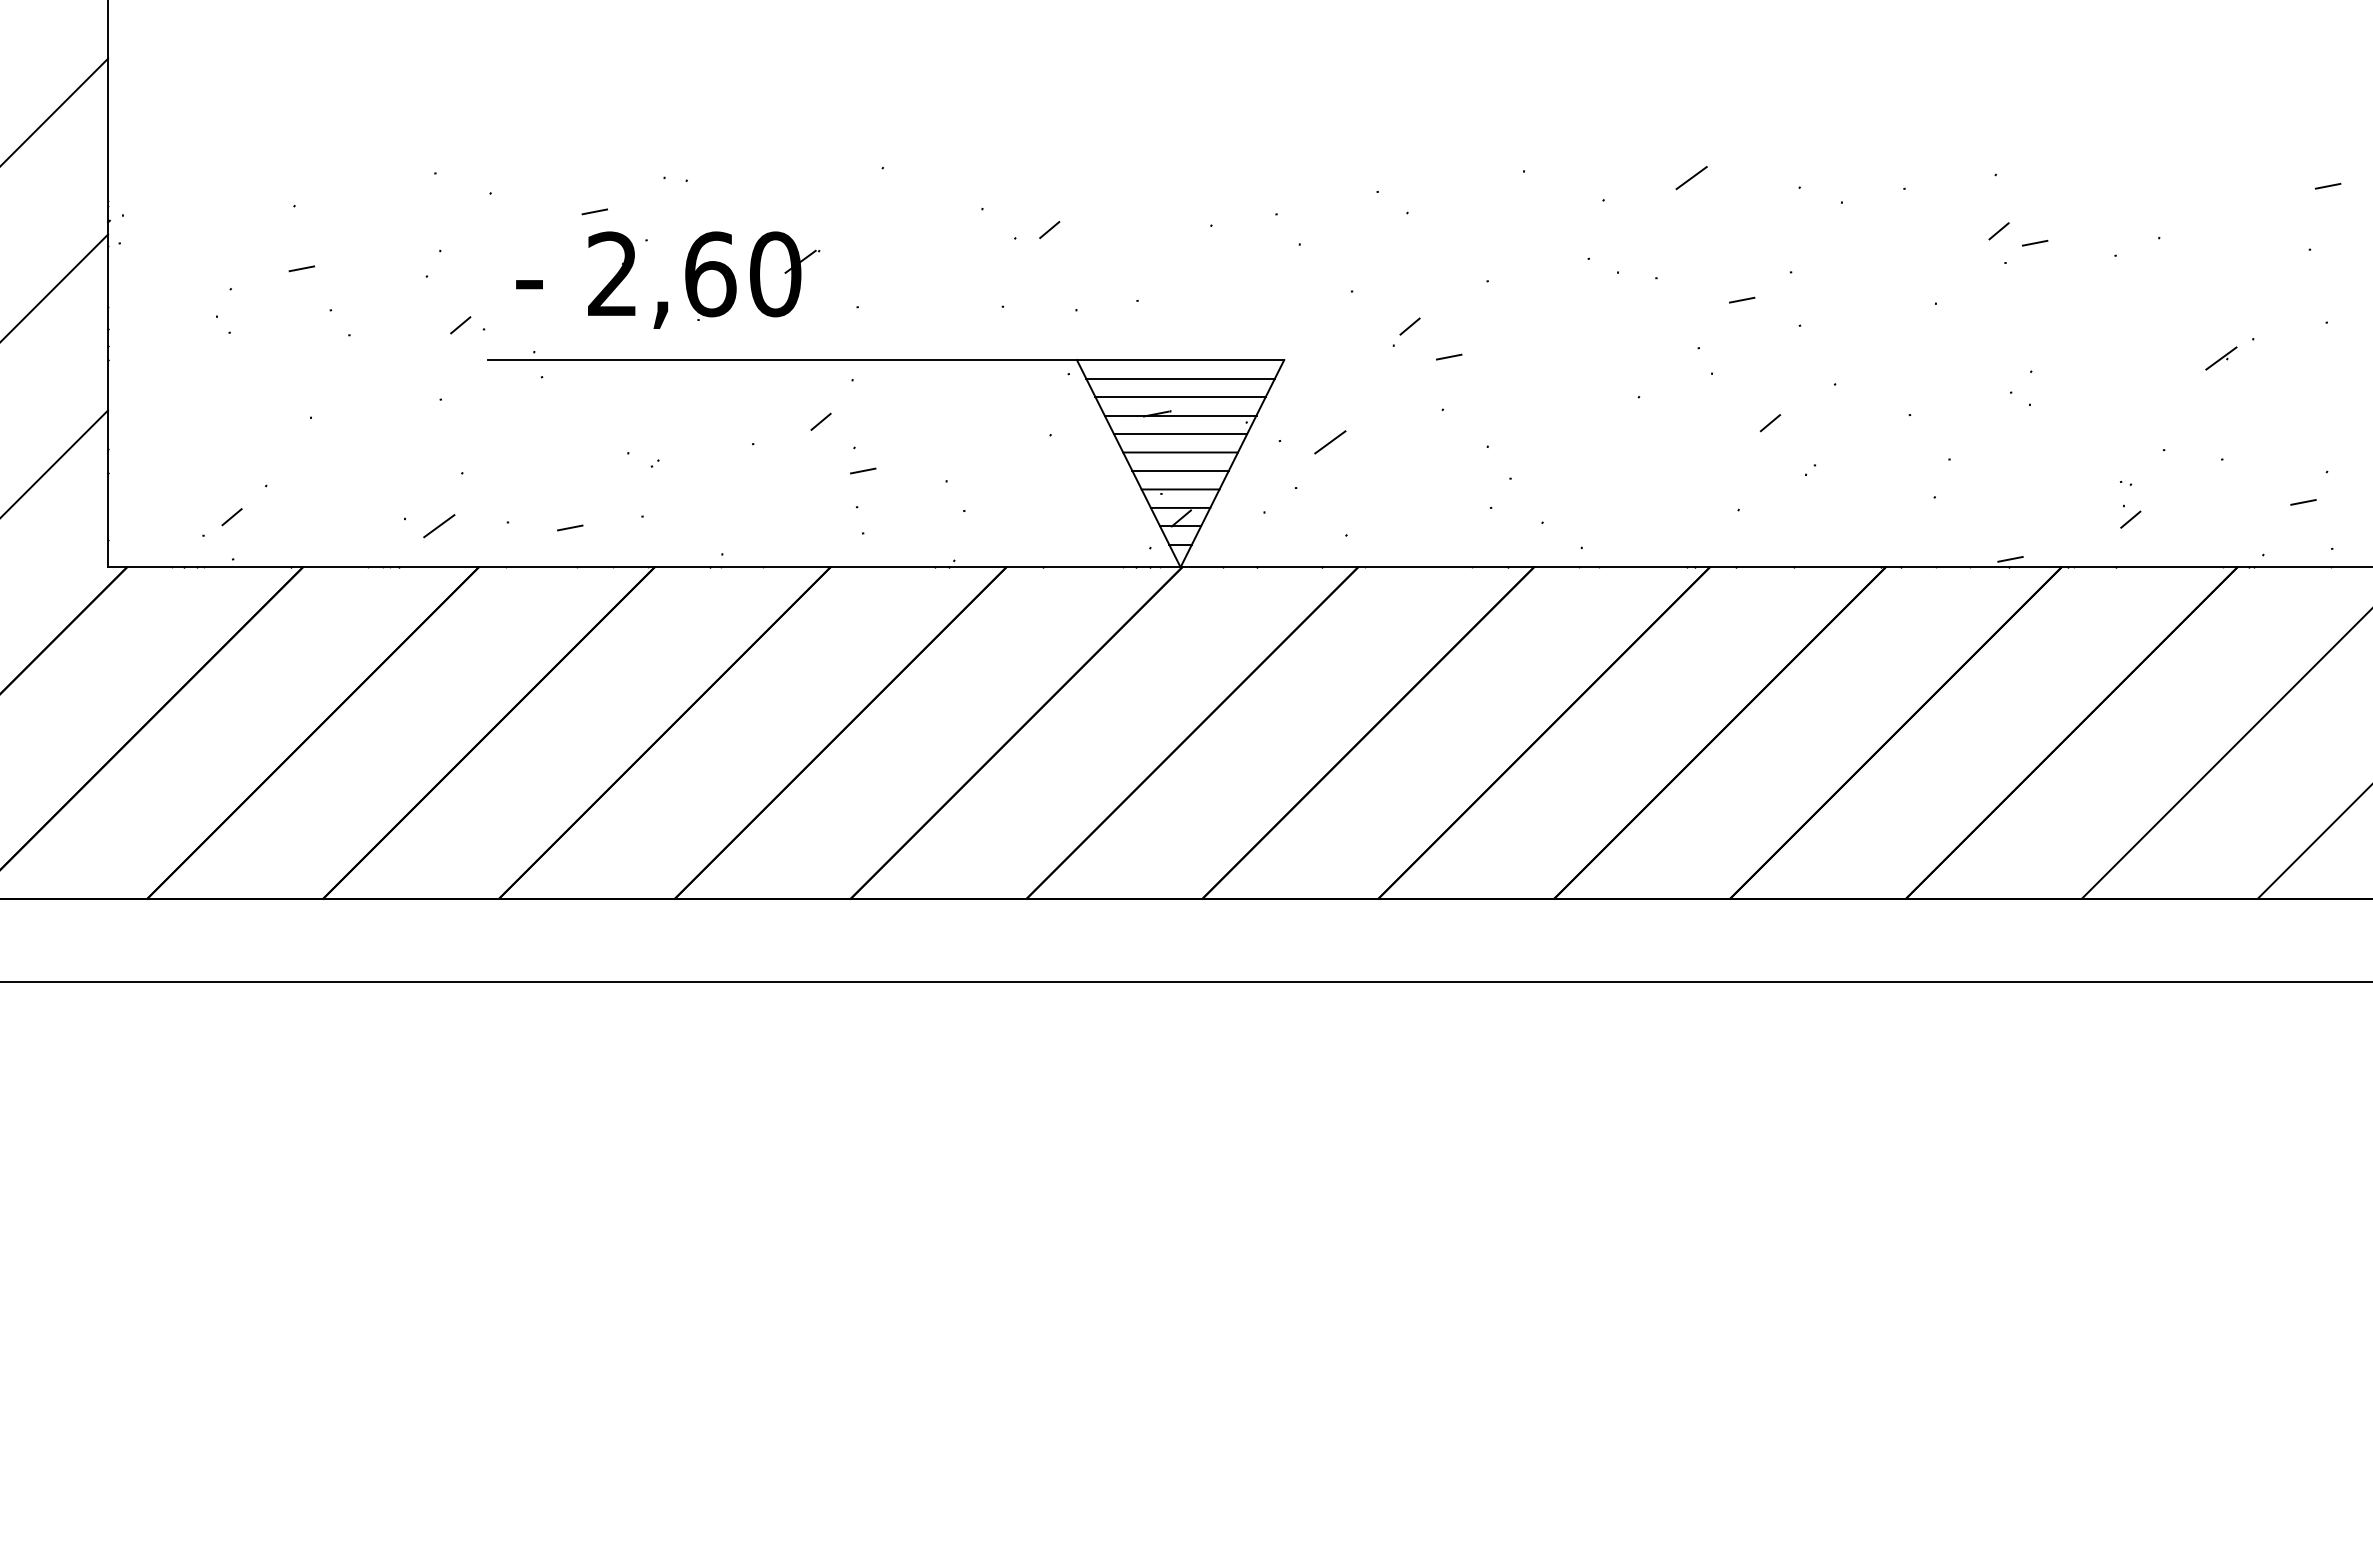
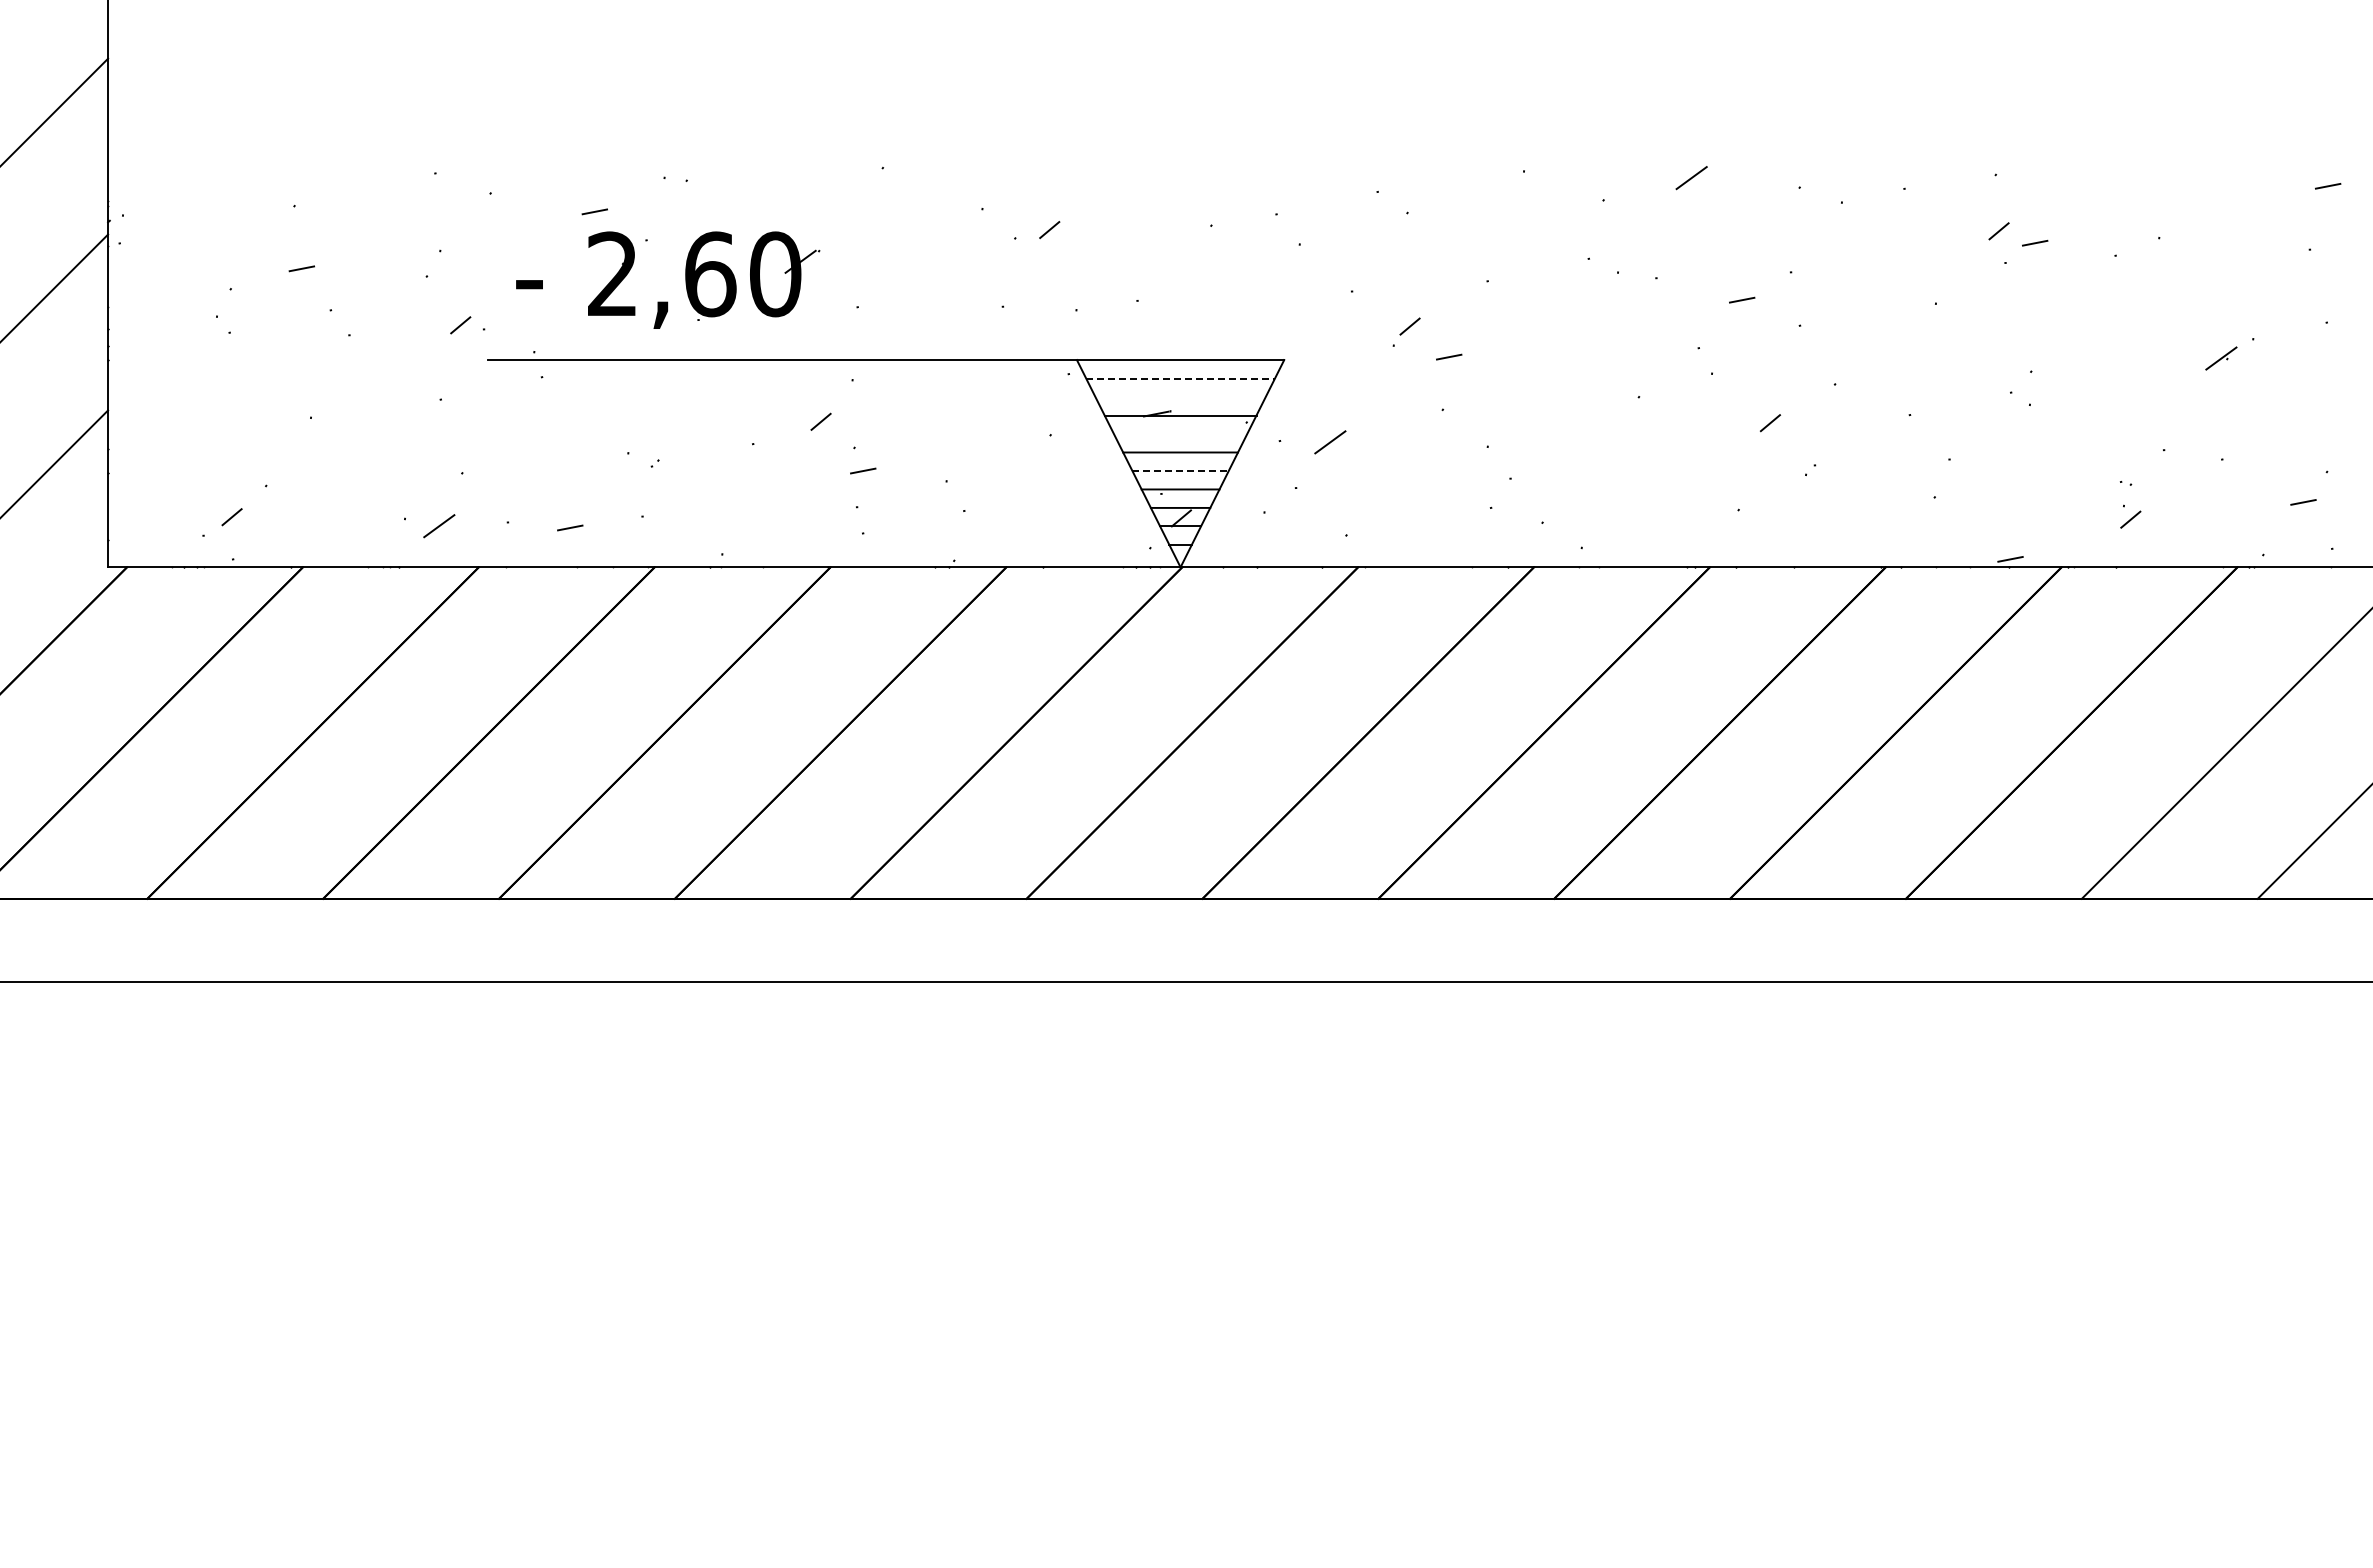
line: solid -> dashed (1181, 378)
line: present -> none (1180, 397)
line: present -> none (1180, 434)
line: solid -> dashed (1181, 470)
